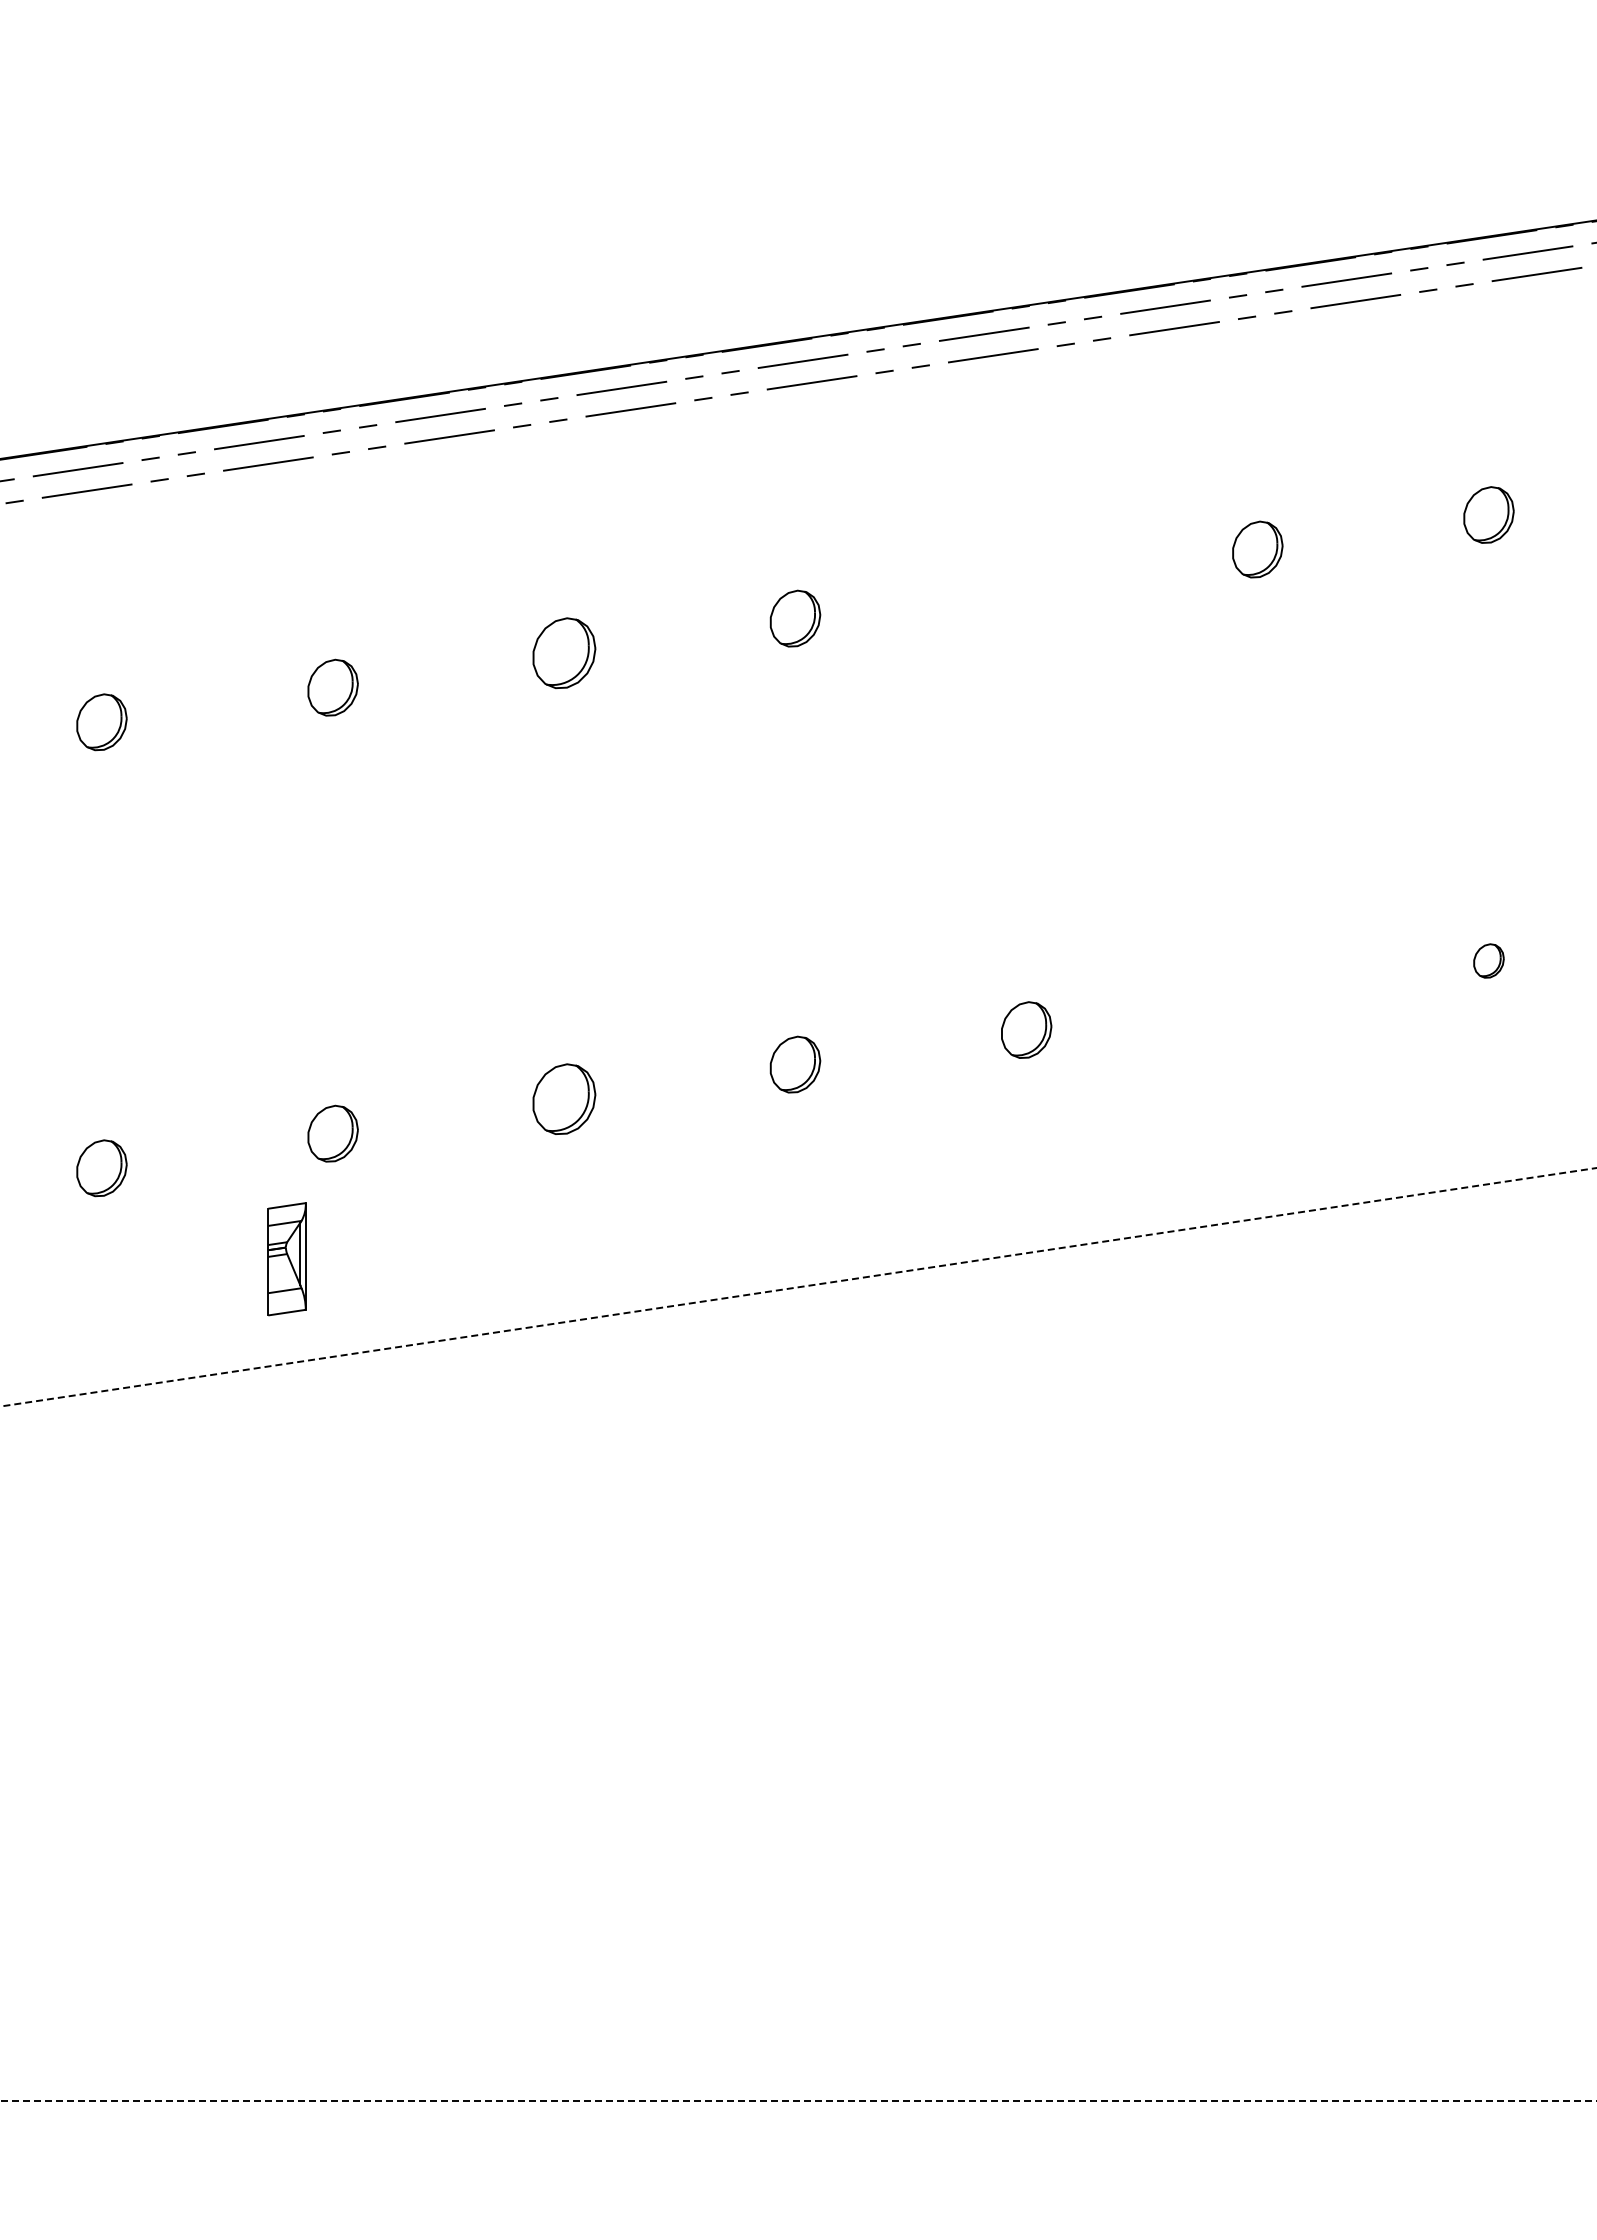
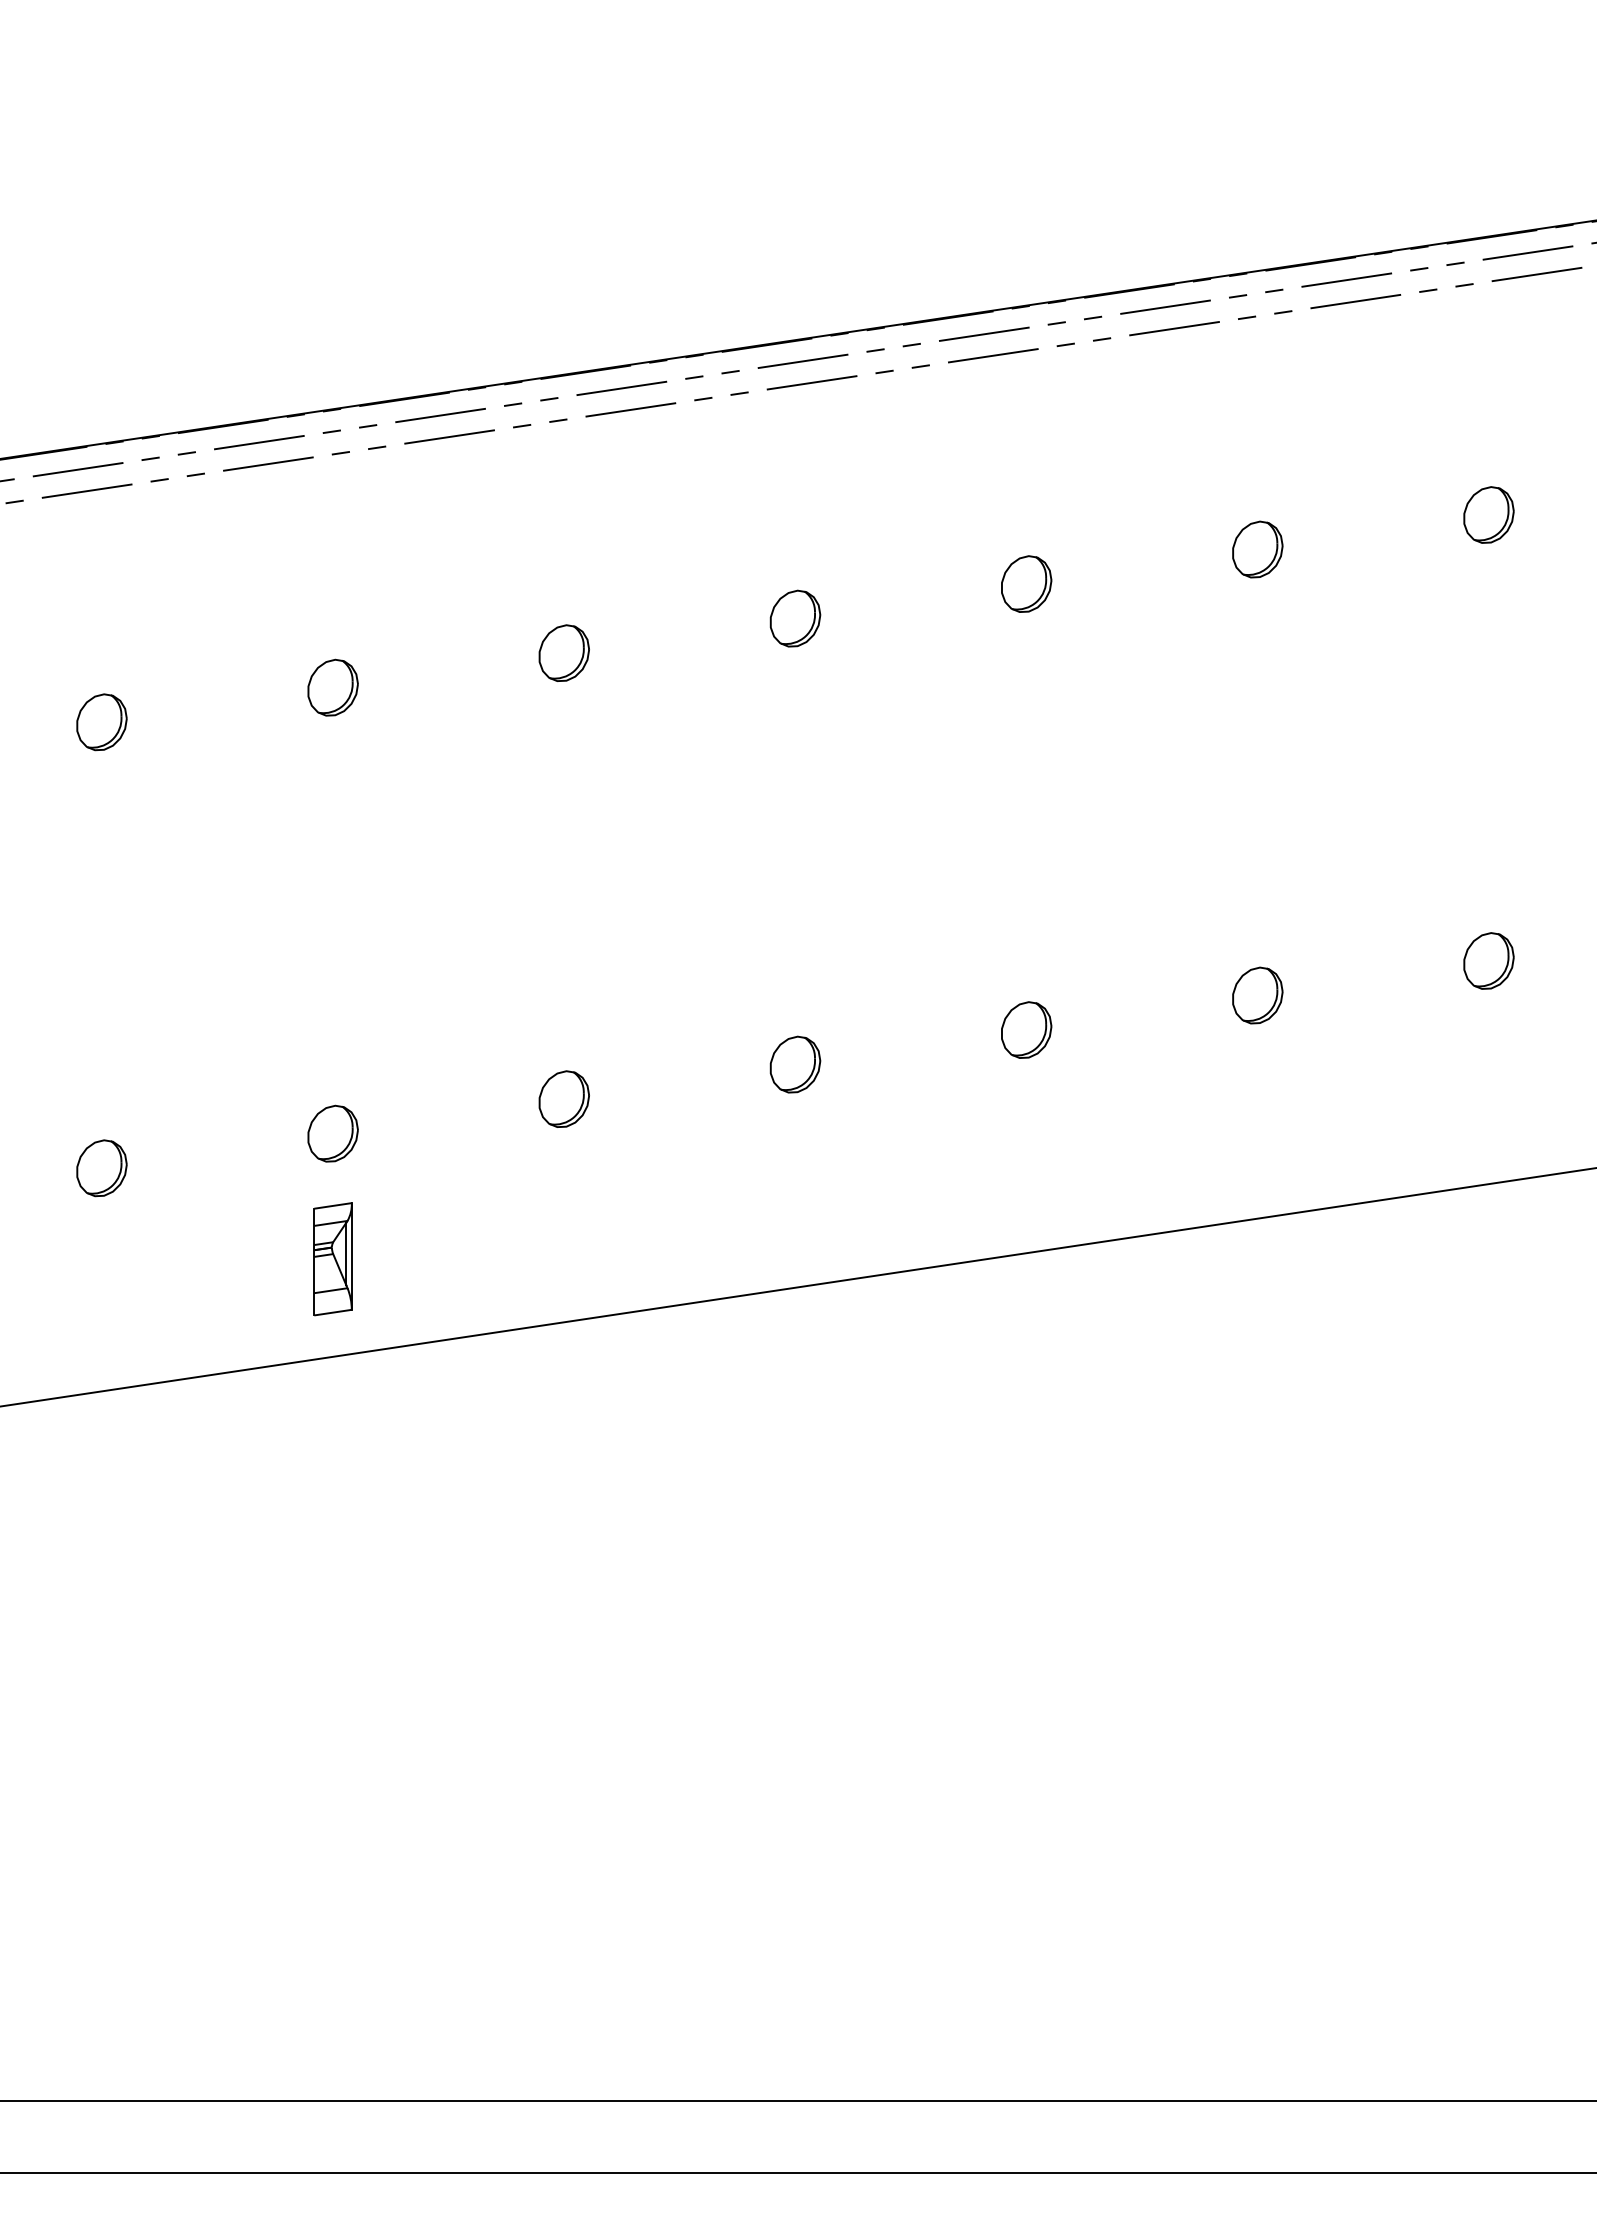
part: none -> present (1026, 583)
part size: 65x72 px -> 52x58 px (563, 652)
part size: 32x36 px -> 52x58 px (1488, 960)
part: none -> present (1257, 995)
part size: 65x72 px -> 52x58 px (563, 1098)
part position: (286, 1259) -> (332, 1259) (332, 1259)
line: dashed -> solid (798, 1287)
line: dashed -> solid (798, 2100)
line: none -> present (797, 2172)
